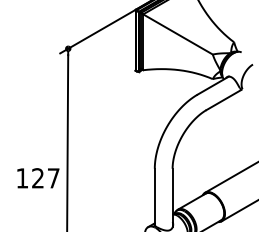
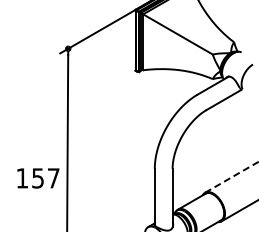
line: solid -> dashed (231, 177)
text: 127 -> 157 (37, 178)
